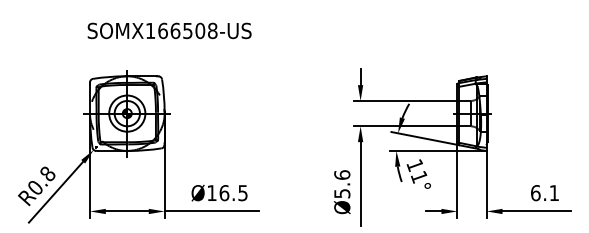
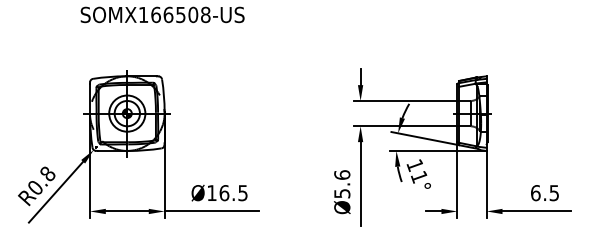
text position: (169, 30) -> (162, 14) (162, 14)
text: 6.1 -> 6.5 (553, 193)
